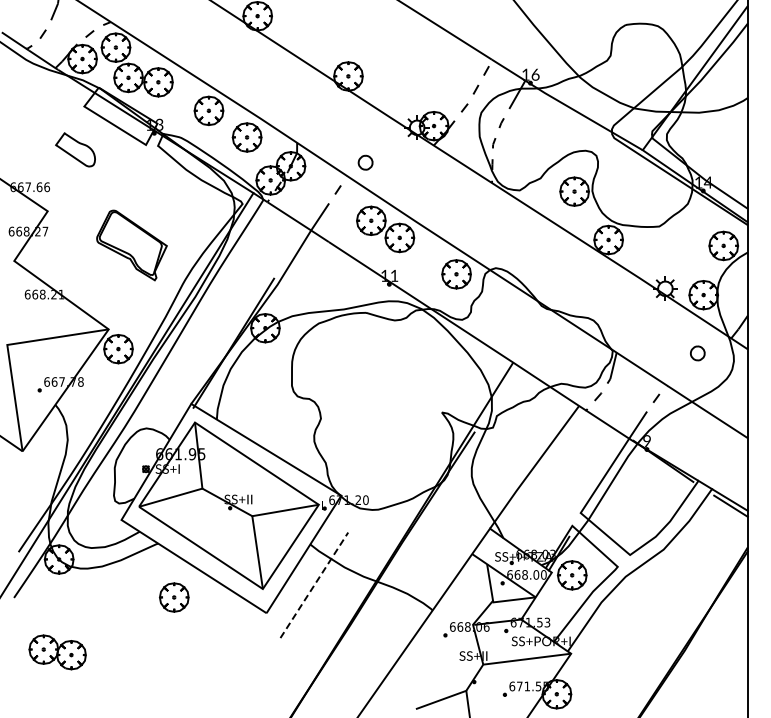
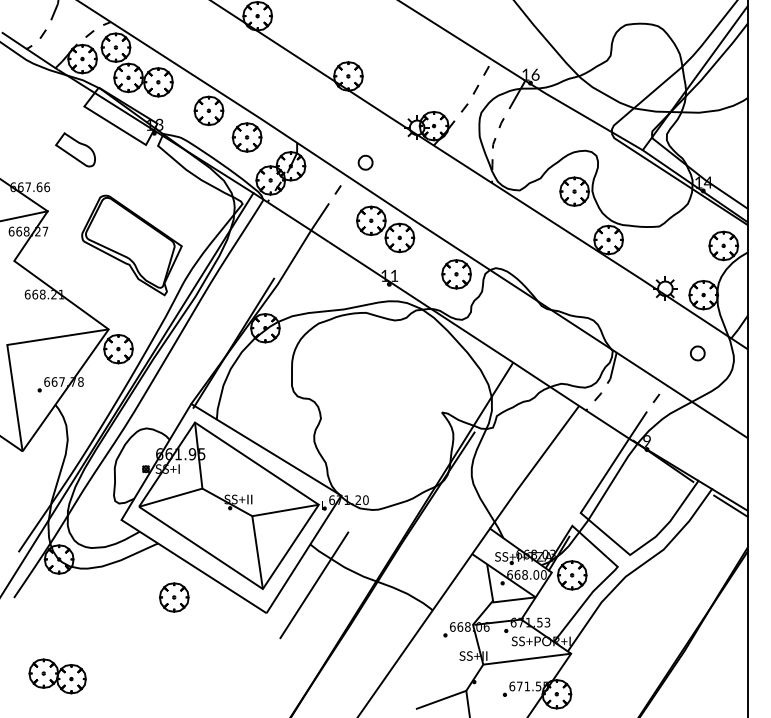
line: none -> present (24, 215)
part size: 72x73 px -> 102x103 px (131, 245)
line: dashed -> solid (314, 585)
part position: (57, 652) -> (57, 676) (57, 676)
